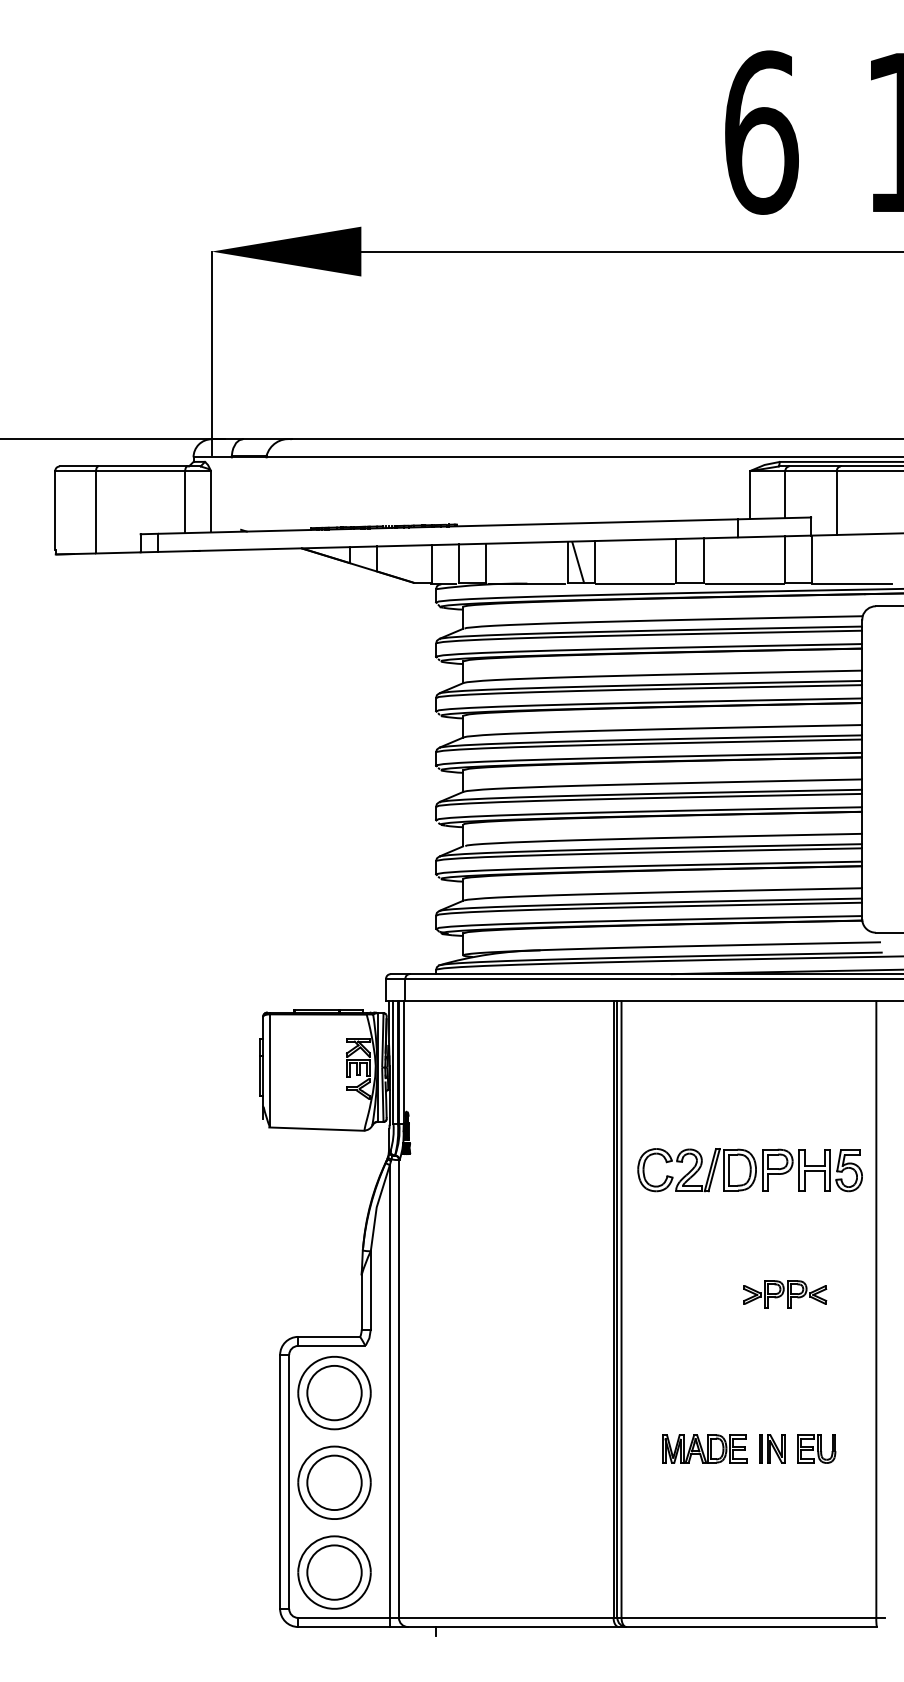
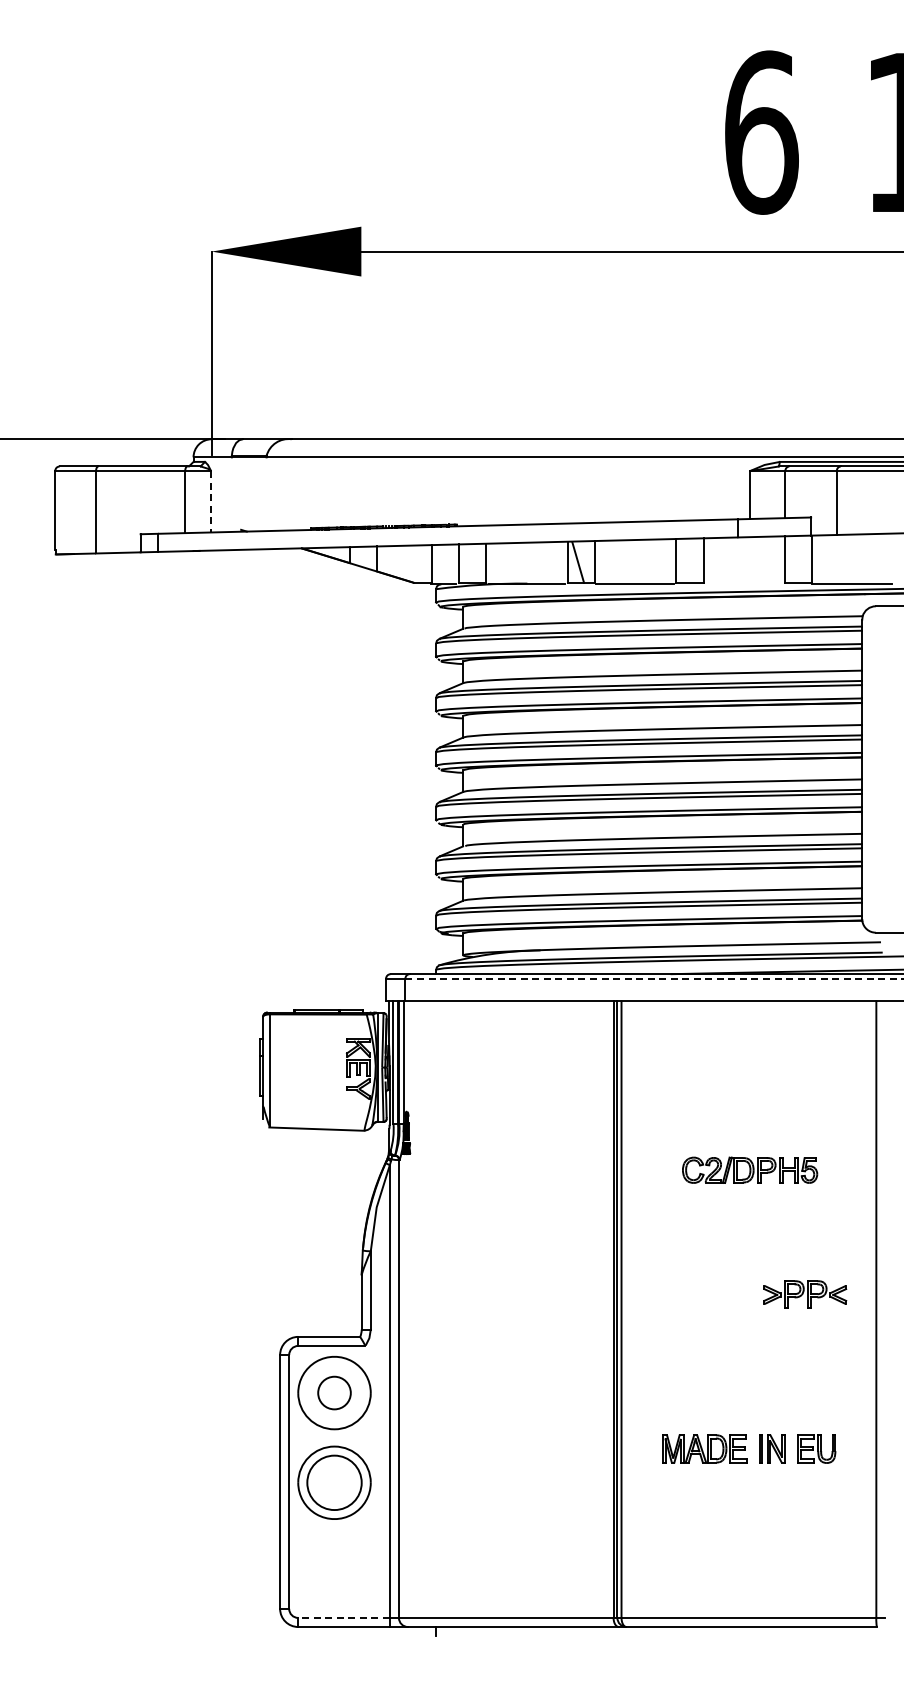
line: solid -> dashed (211, 501)
line: present -> none (744, 583)
line: solid -> dashed (654, 978)
part size: 226x45 px -> 137x28 px (750, 1169)
part position: (785, 1294) -> (805, 1294) (805, 1294)
circle diameter: 54 px -> 33 px (334, 1392)
part: present -> none (334, 1572)
line: solid -> dashed (344, 1617)
